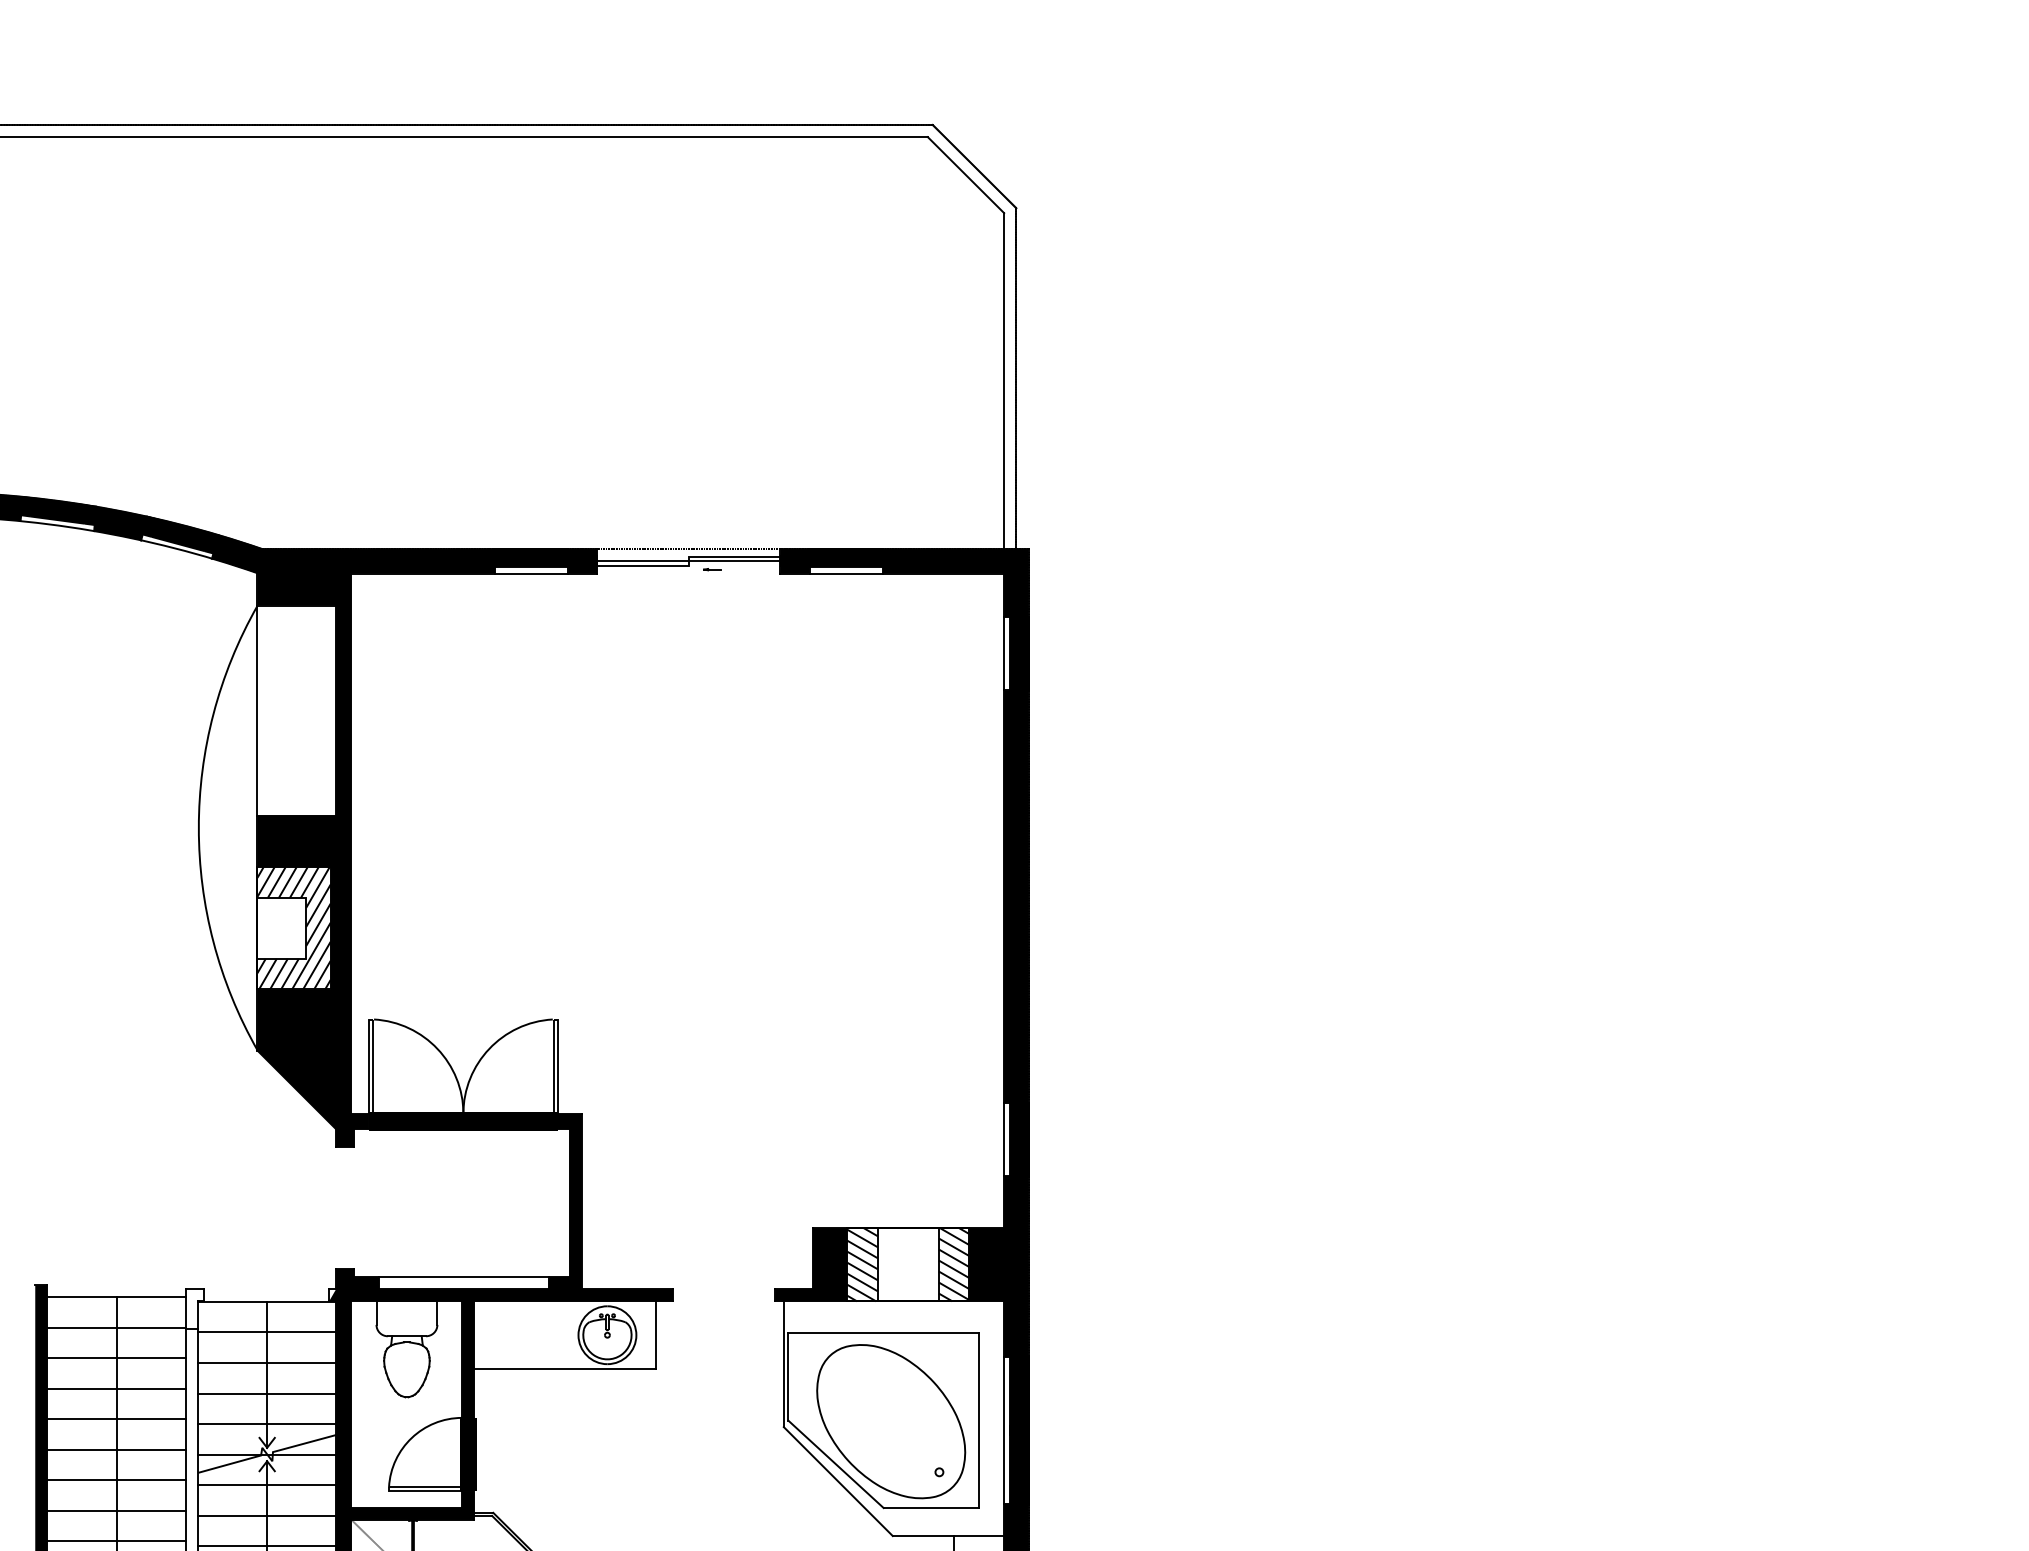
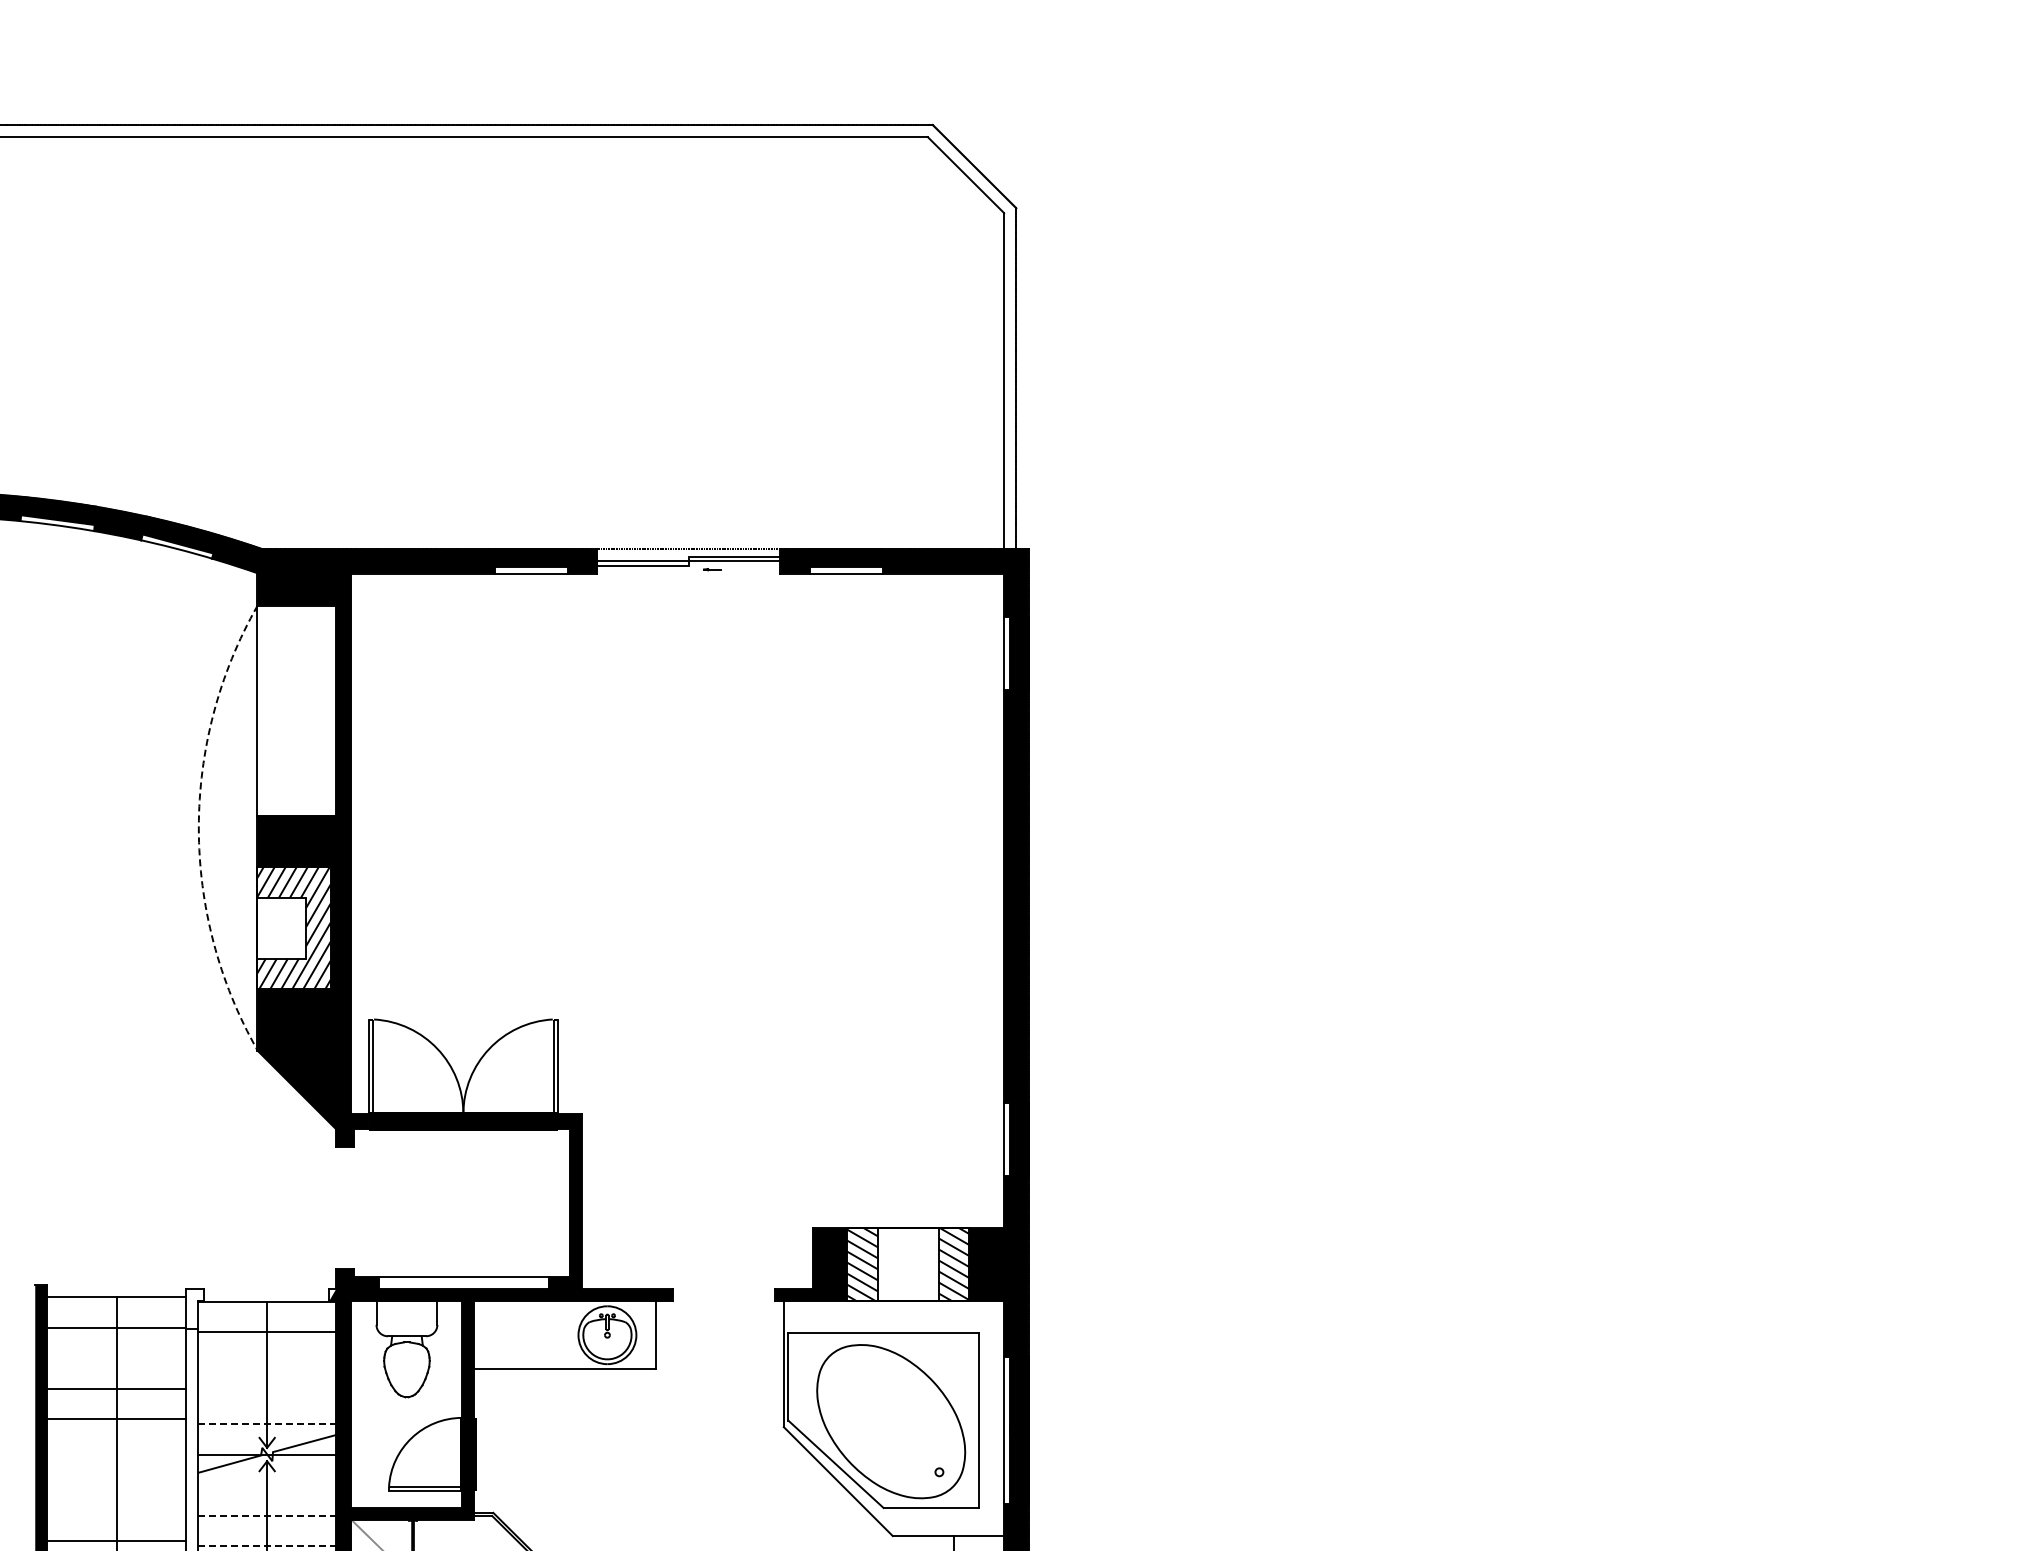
arc: solid -> dashed (198, 828)
line: present -> none (116, 1358)
line: present -> none (267, 1363)
line: present -> none (267, 1393)
line: solid -> dashed (267, 1424)
line: present -> none (116, 1449)
line: present -> none (116, 1480)
line: present -> none (267, 1485)
line: present -> none (116, 1510)
line: solid -> dashed (267, 1515)
line: solid -> dashed (267, 1546)
